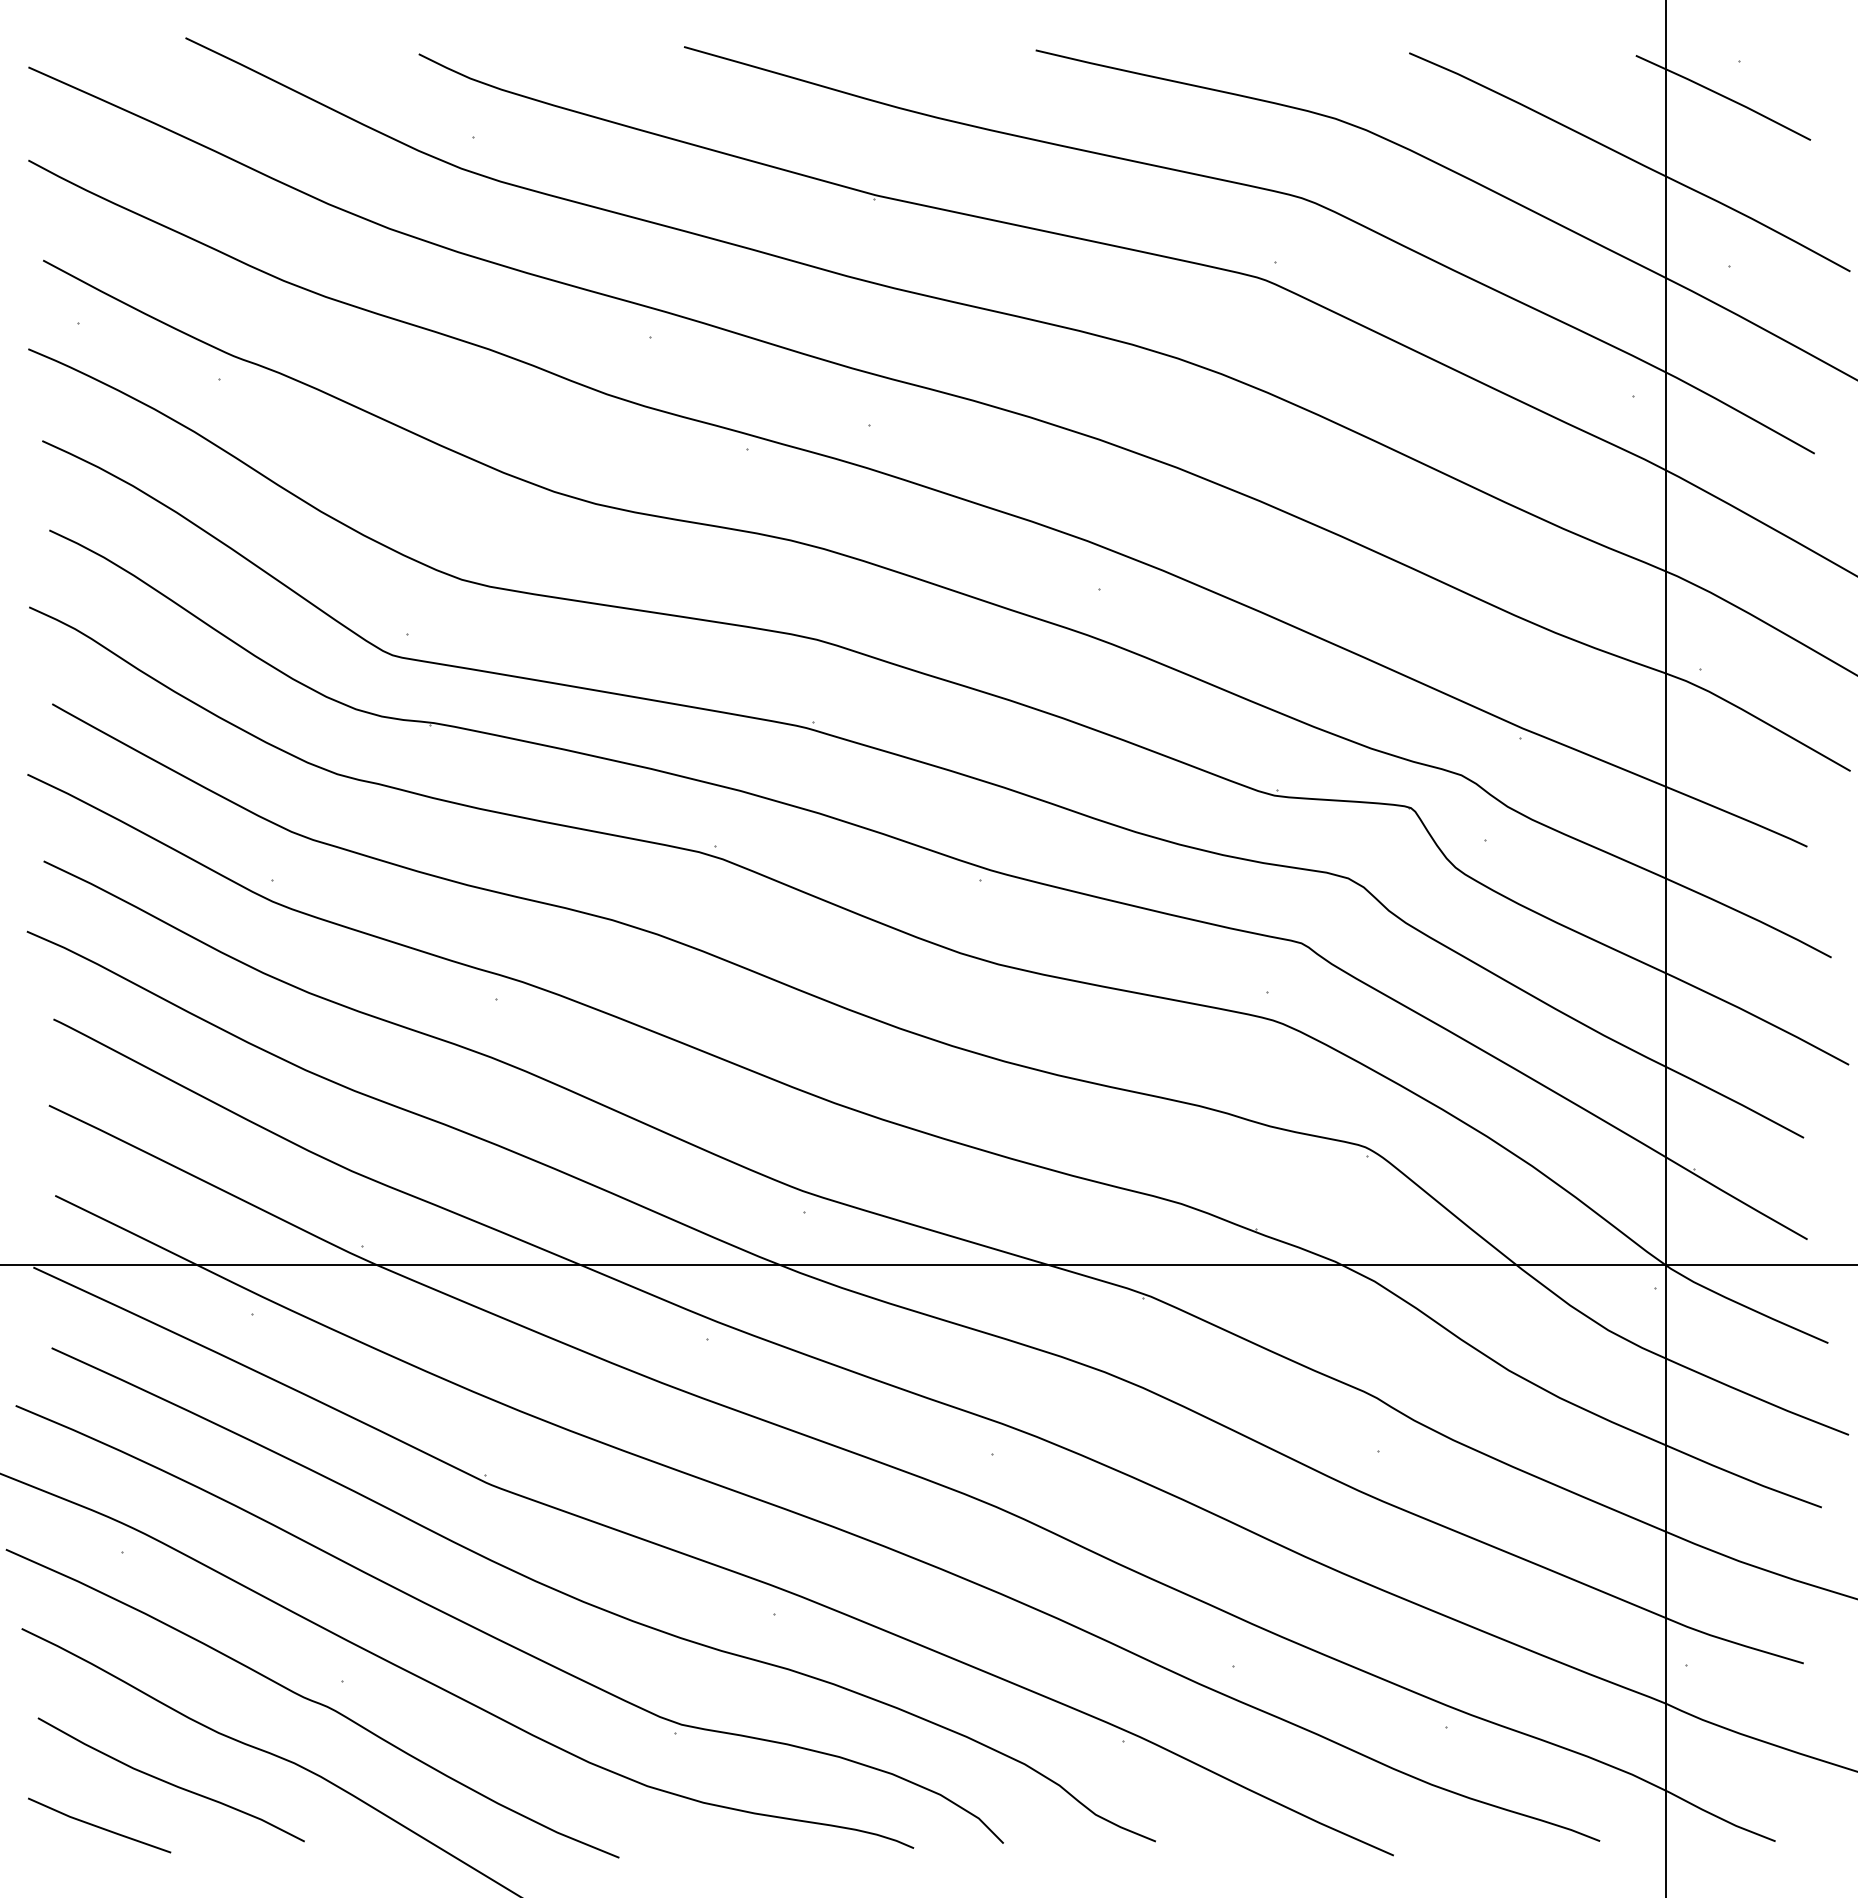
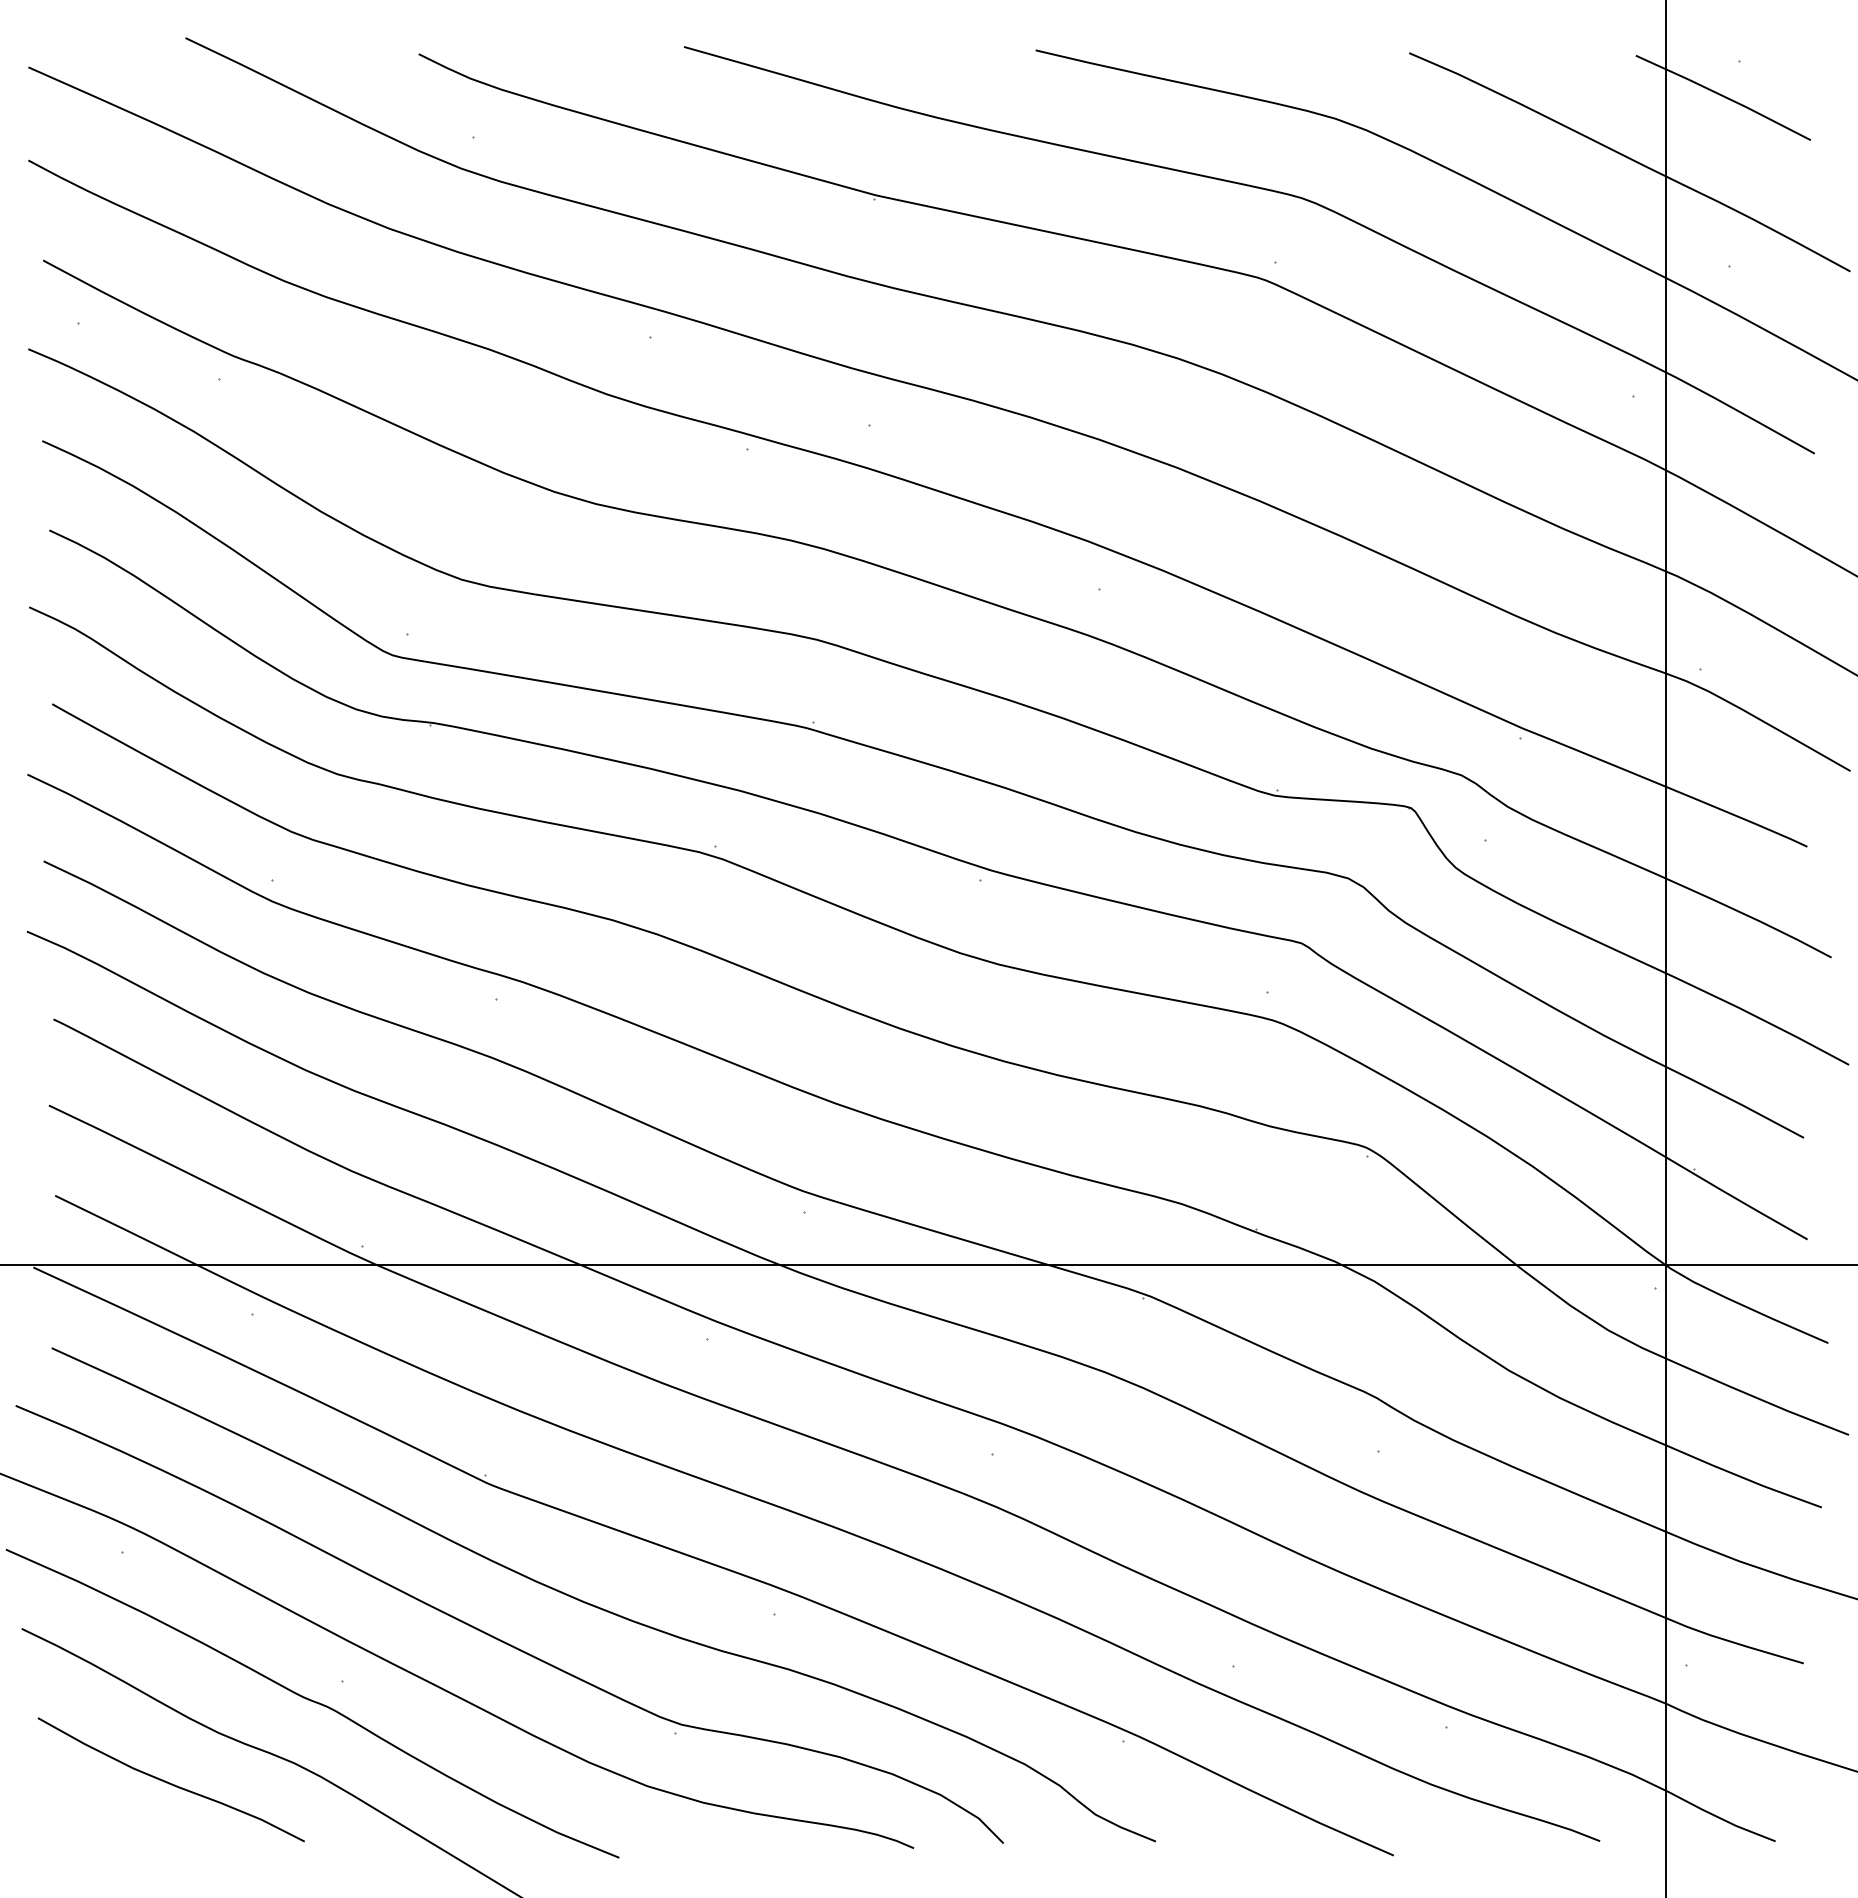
line: present -> none (99, 1826)
